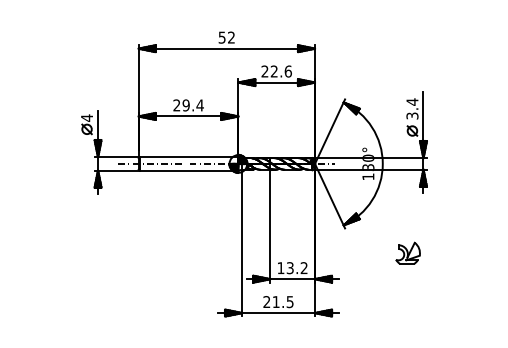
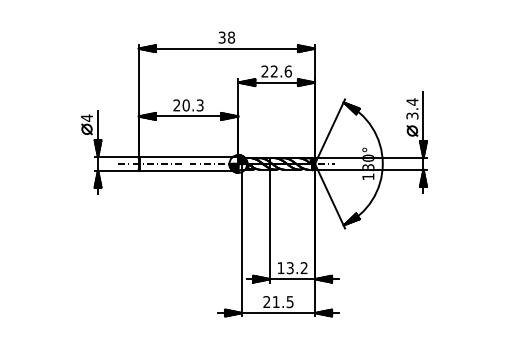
text: 52 -> 38 (227, 37)
text: 29.4 -> 20.3 (192, 105)
part: present -> none (407, 252)
